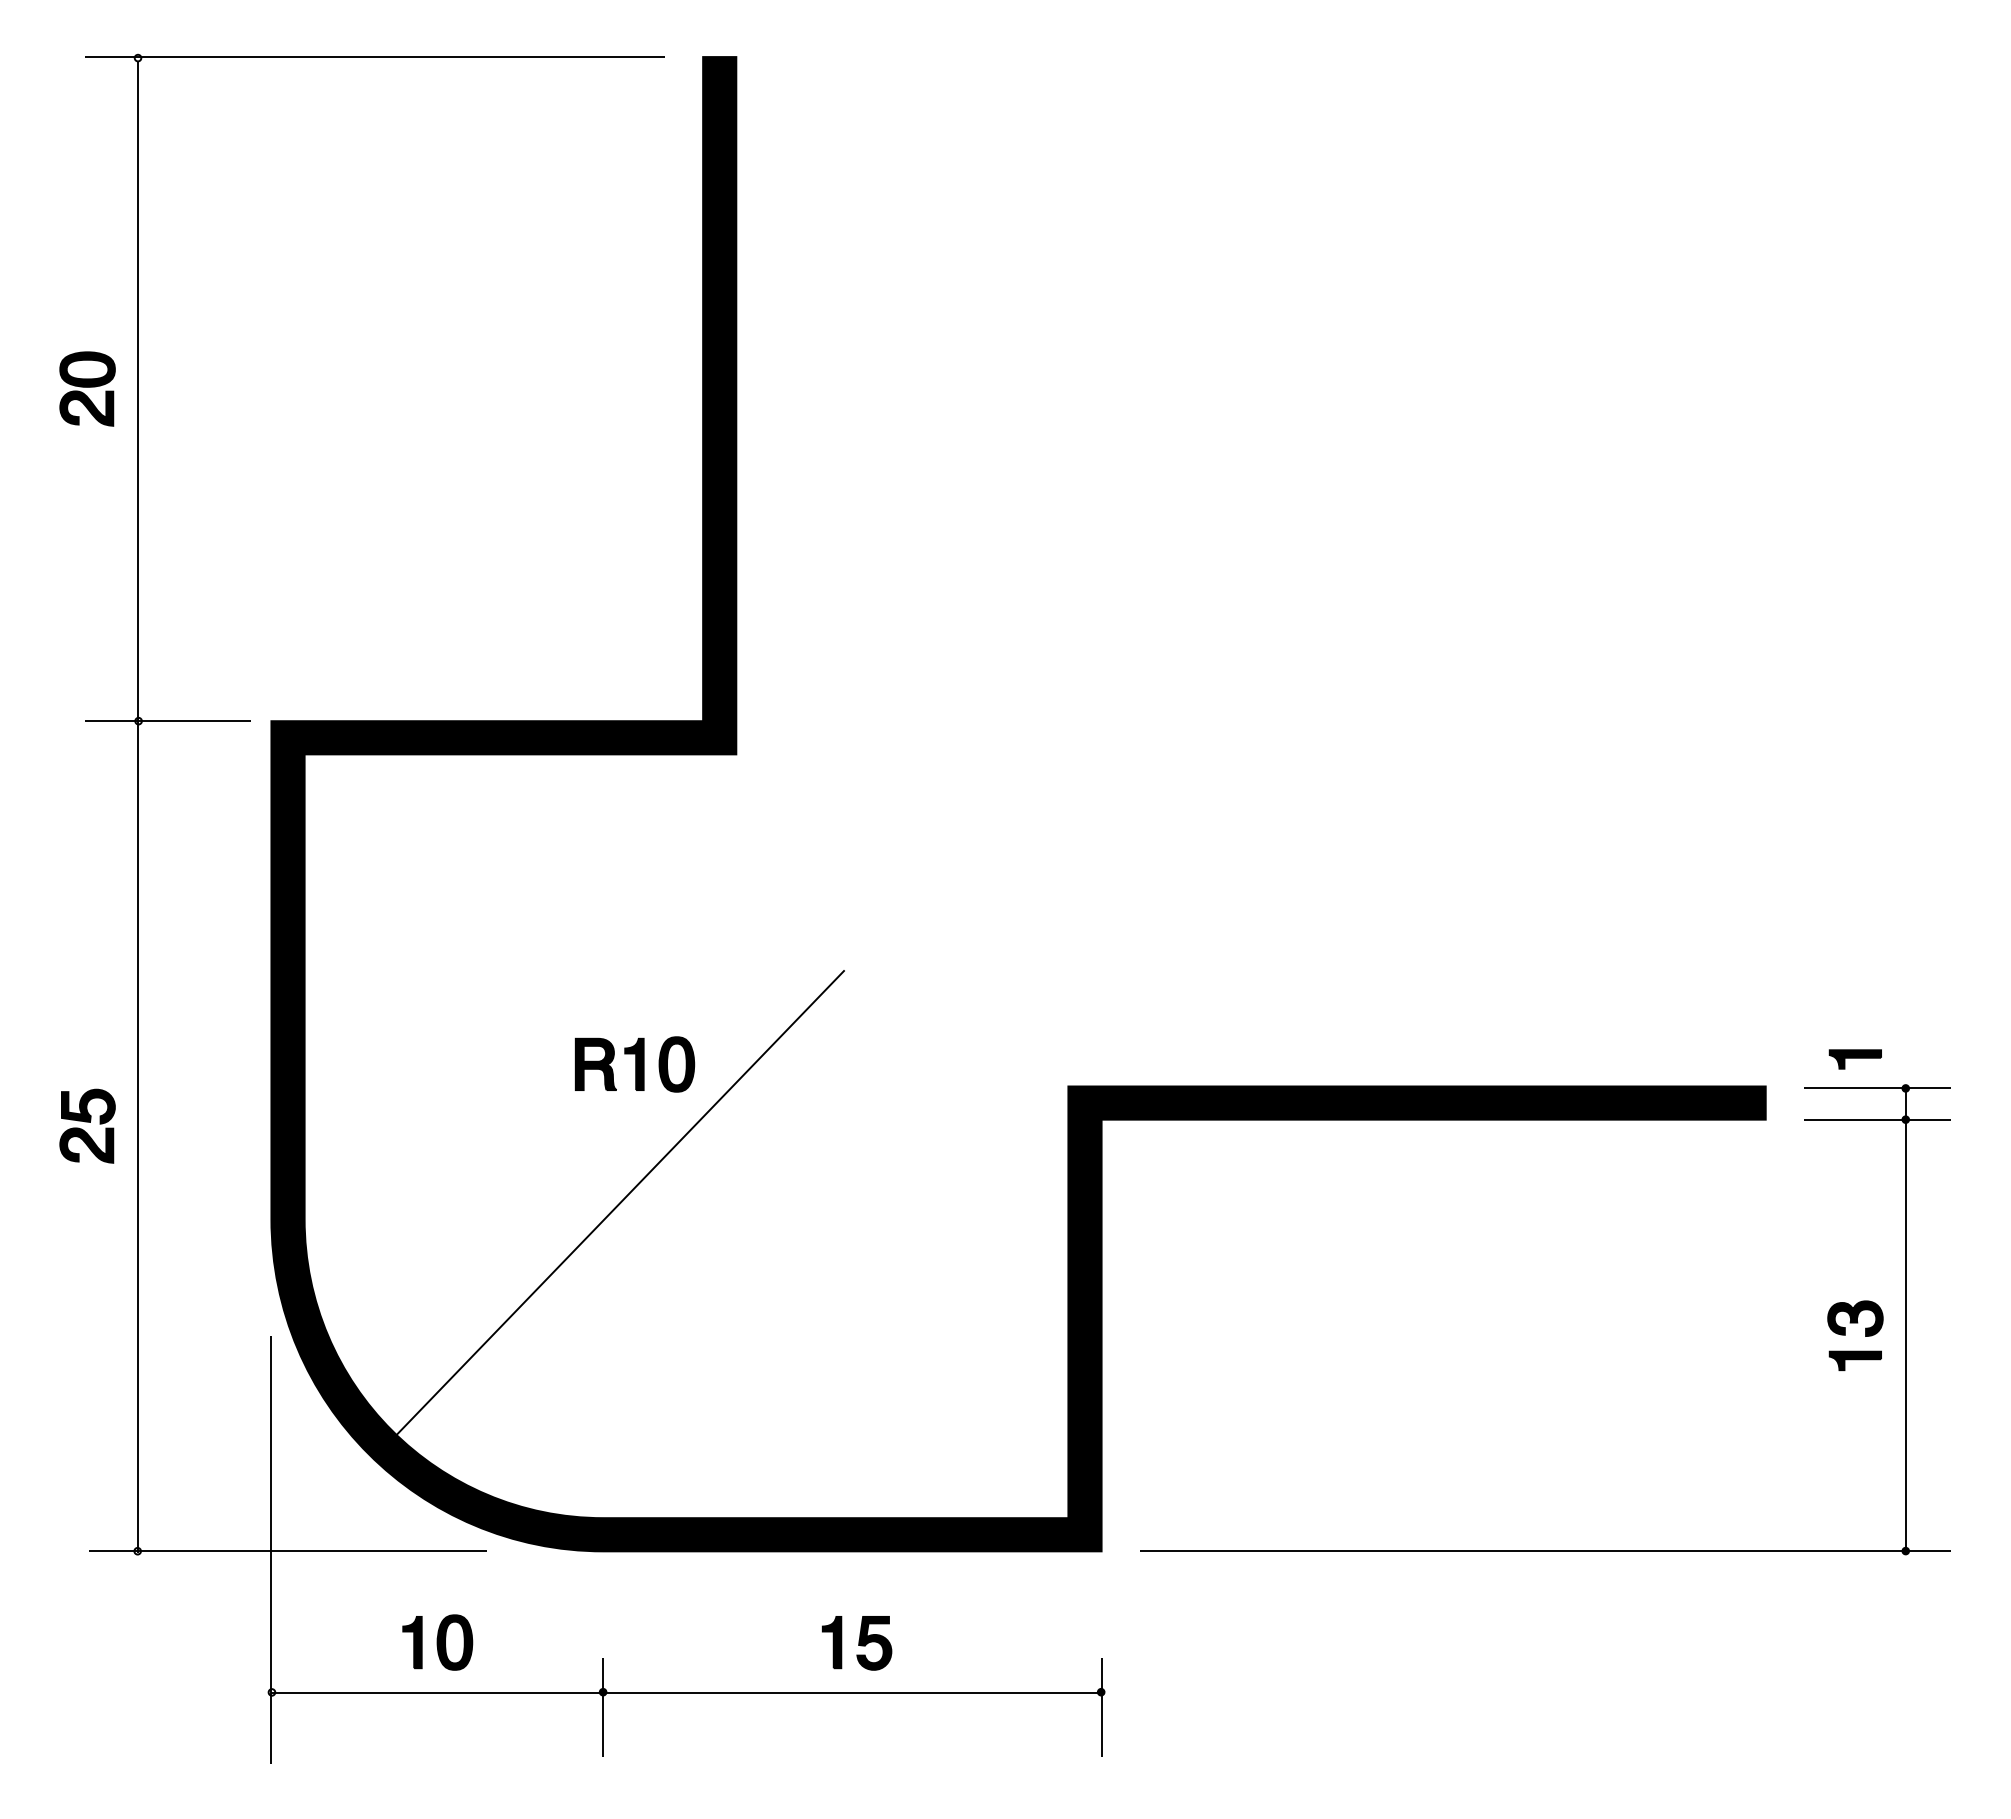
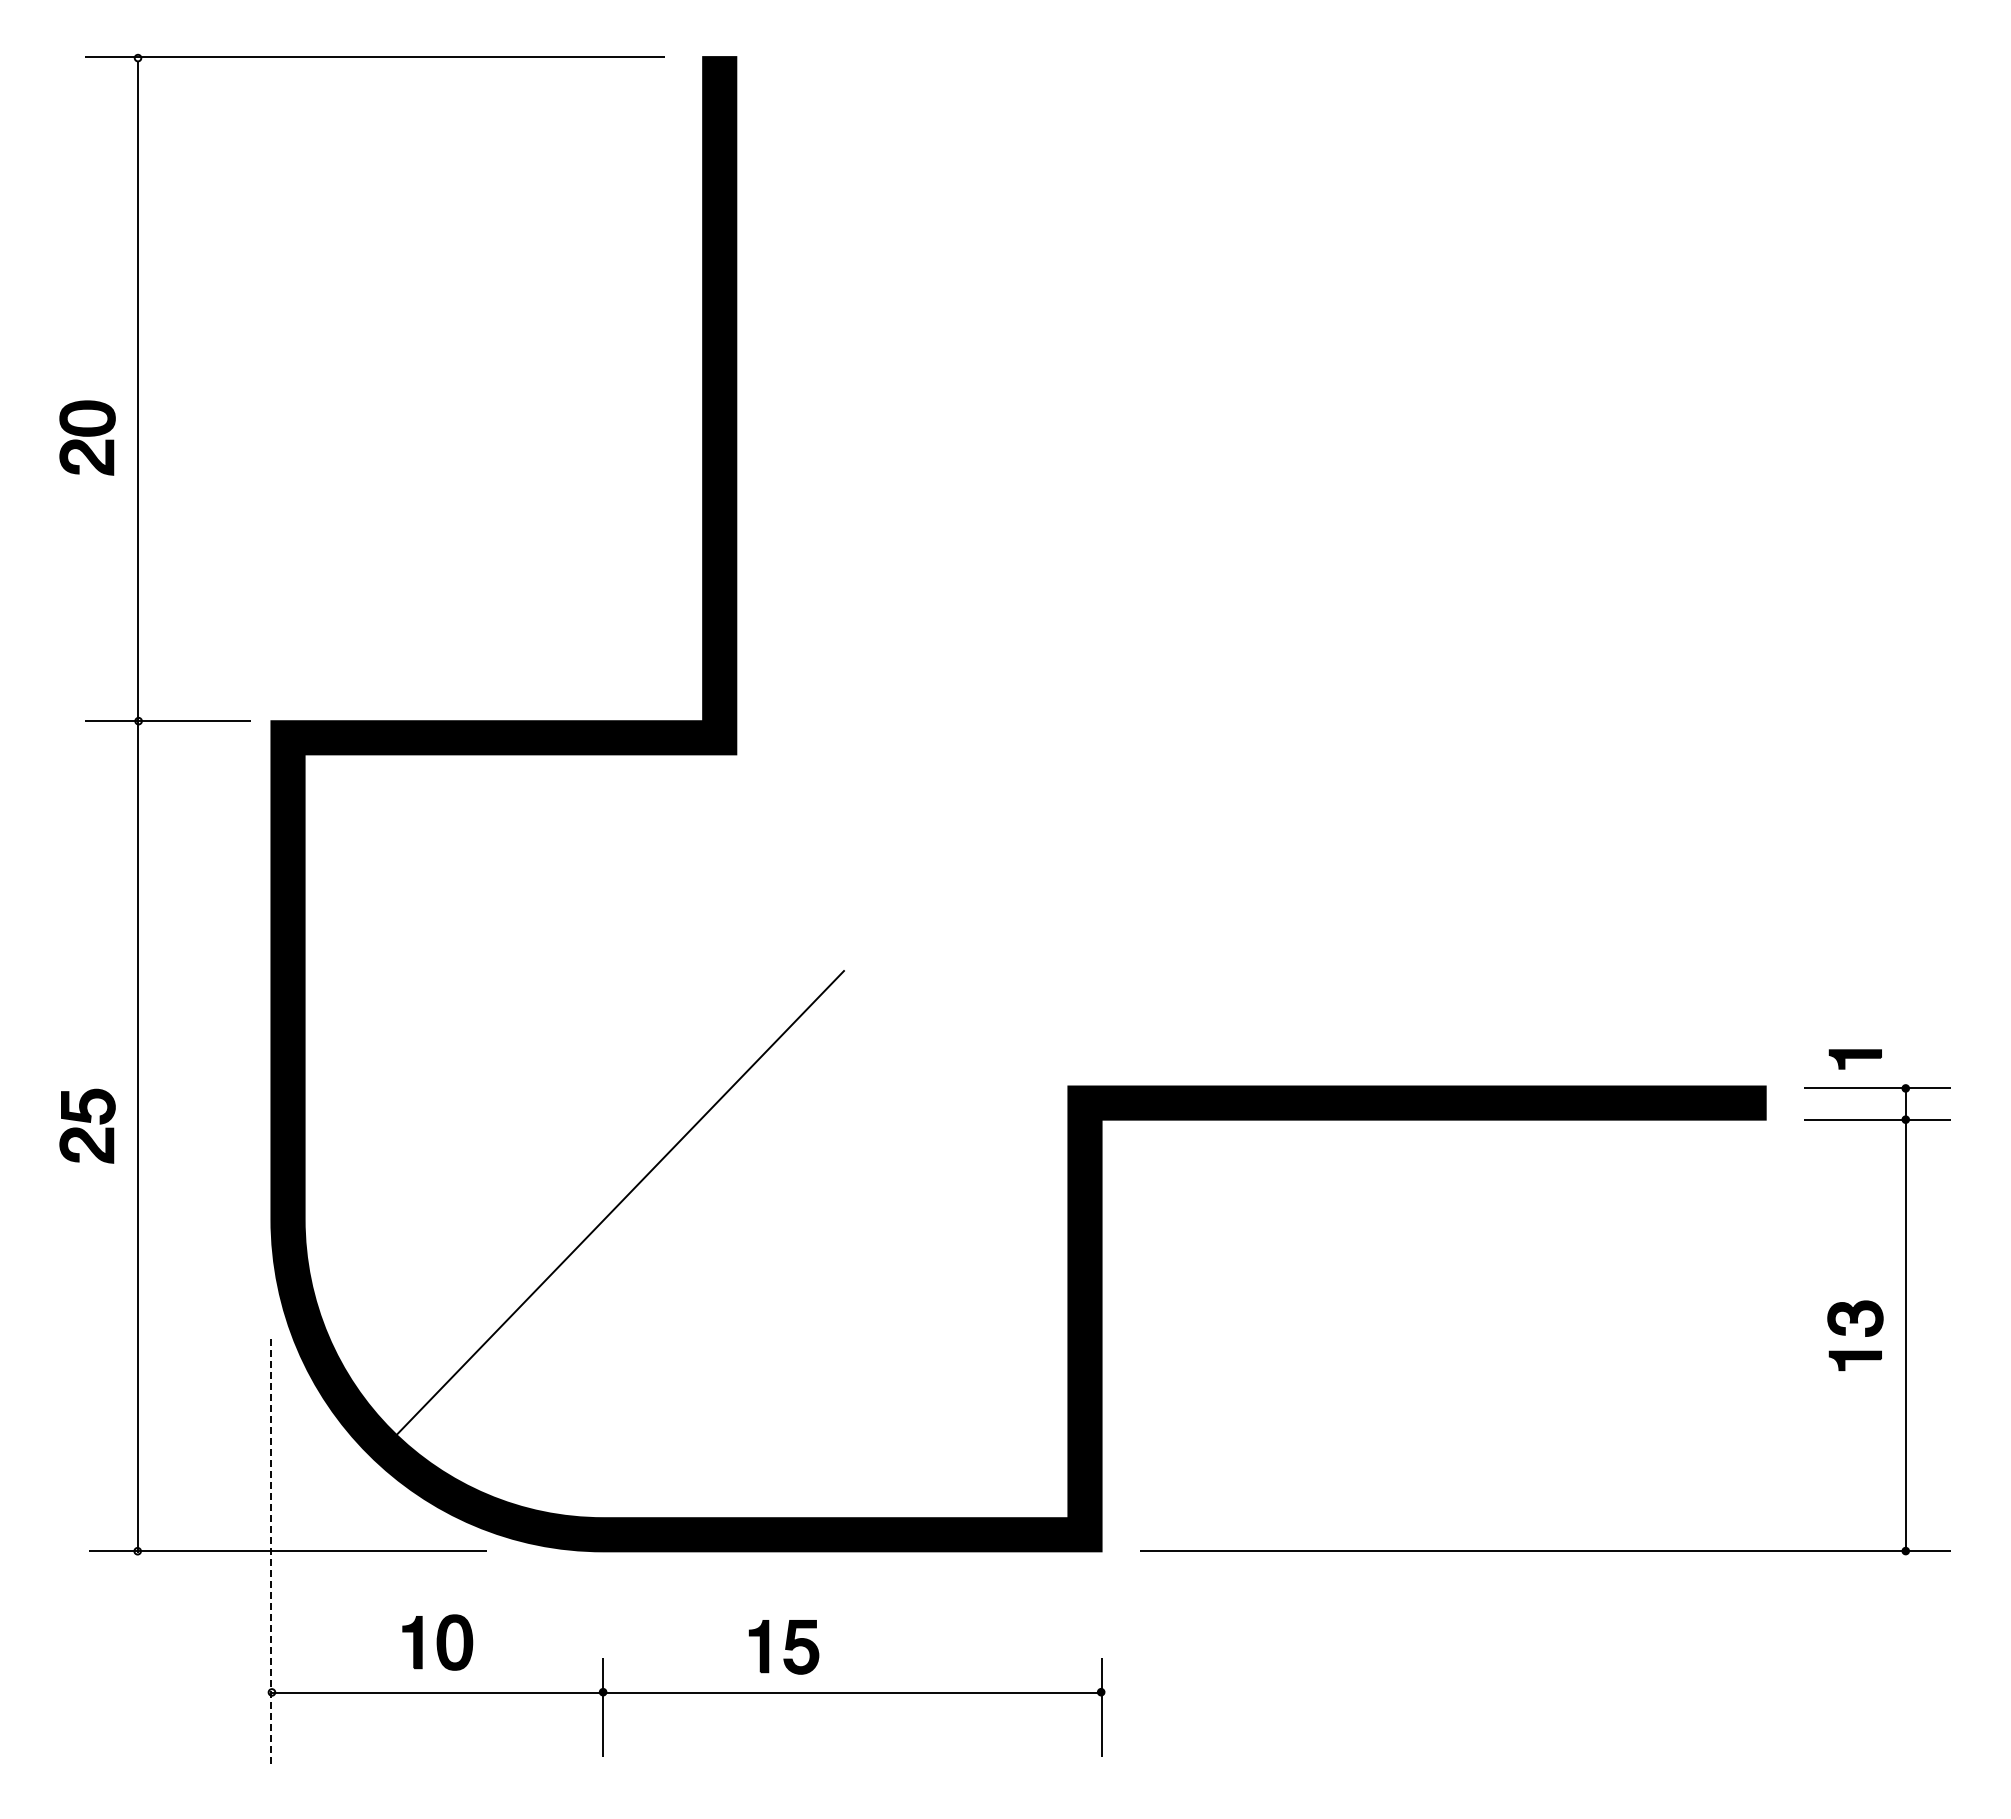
part position: (87, 388) -> (87, 437) (87, 437)
part: present -> none (634, 1064)
line: solid -> dashed (271, 1549)
part position: (856, 1643) -> (783, 1647) (783, 1647)
